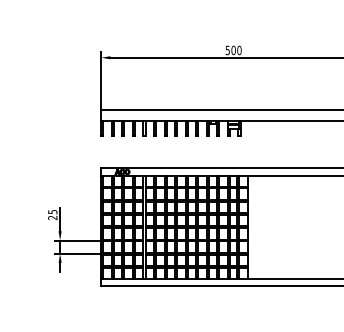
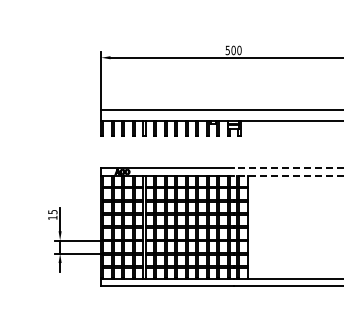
line: solid -> dashed (288, 168)
line: solid -> dashed (288, 175)
text: 25 -> 15 (52, 218)
